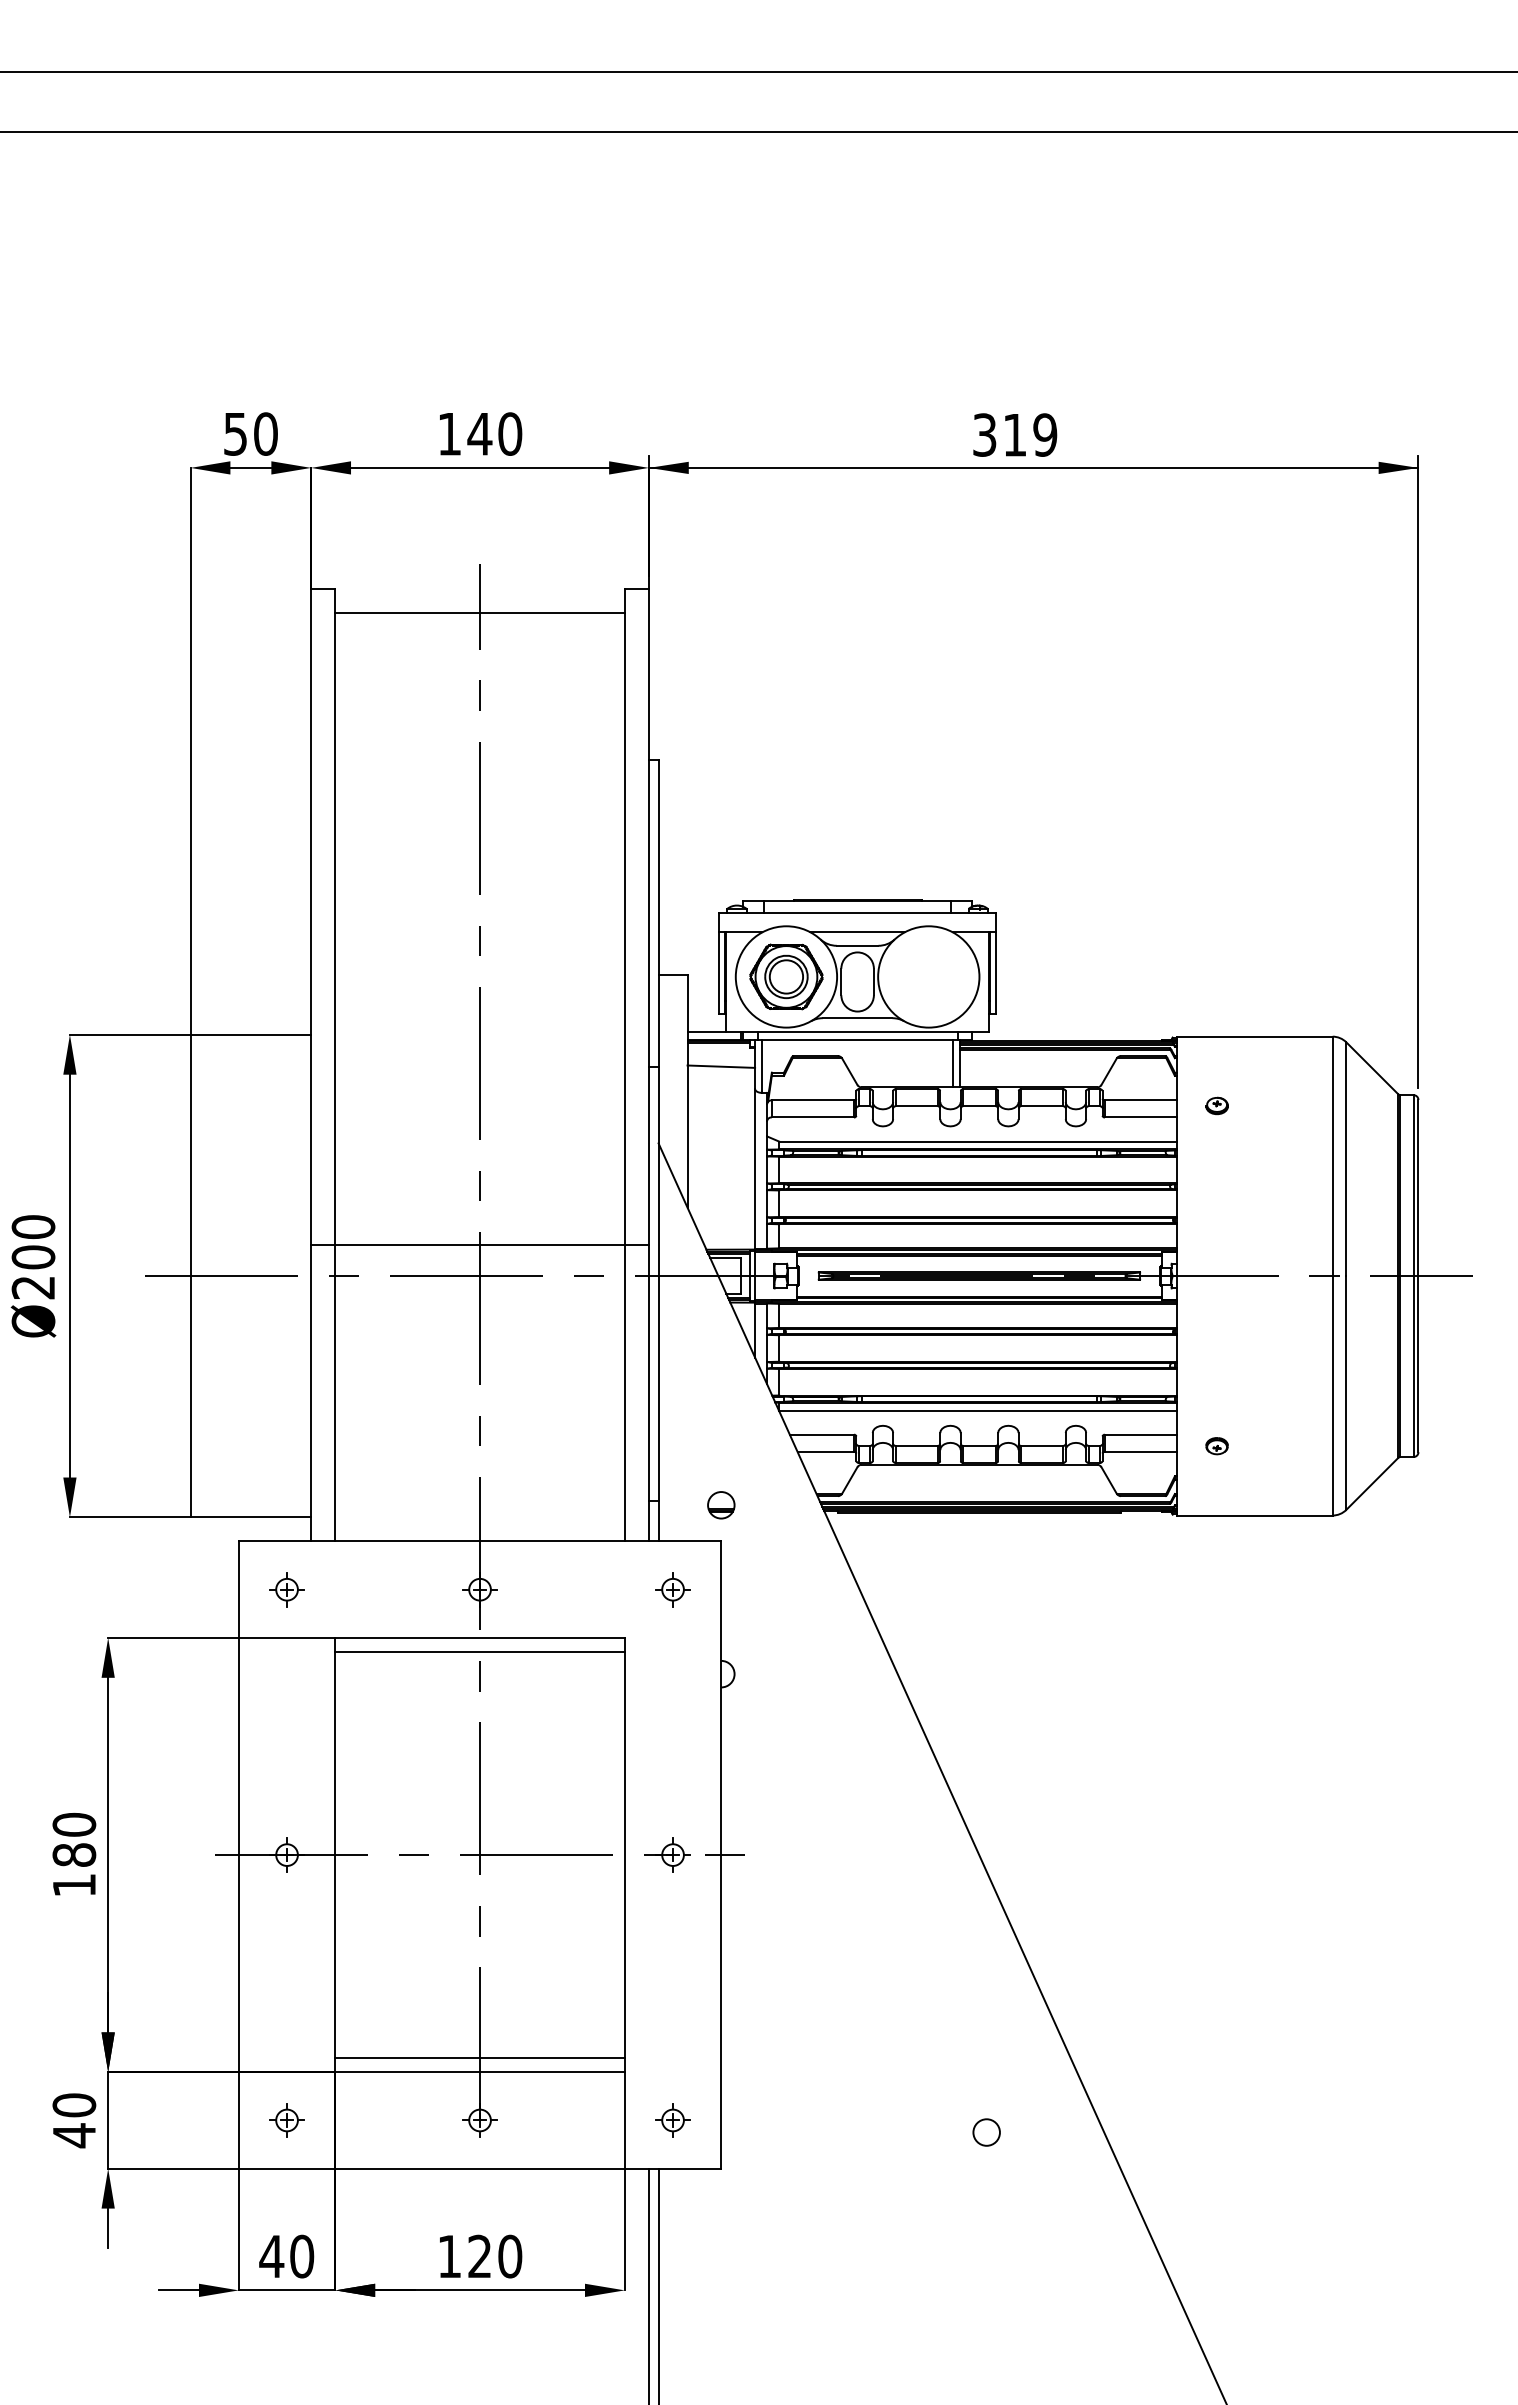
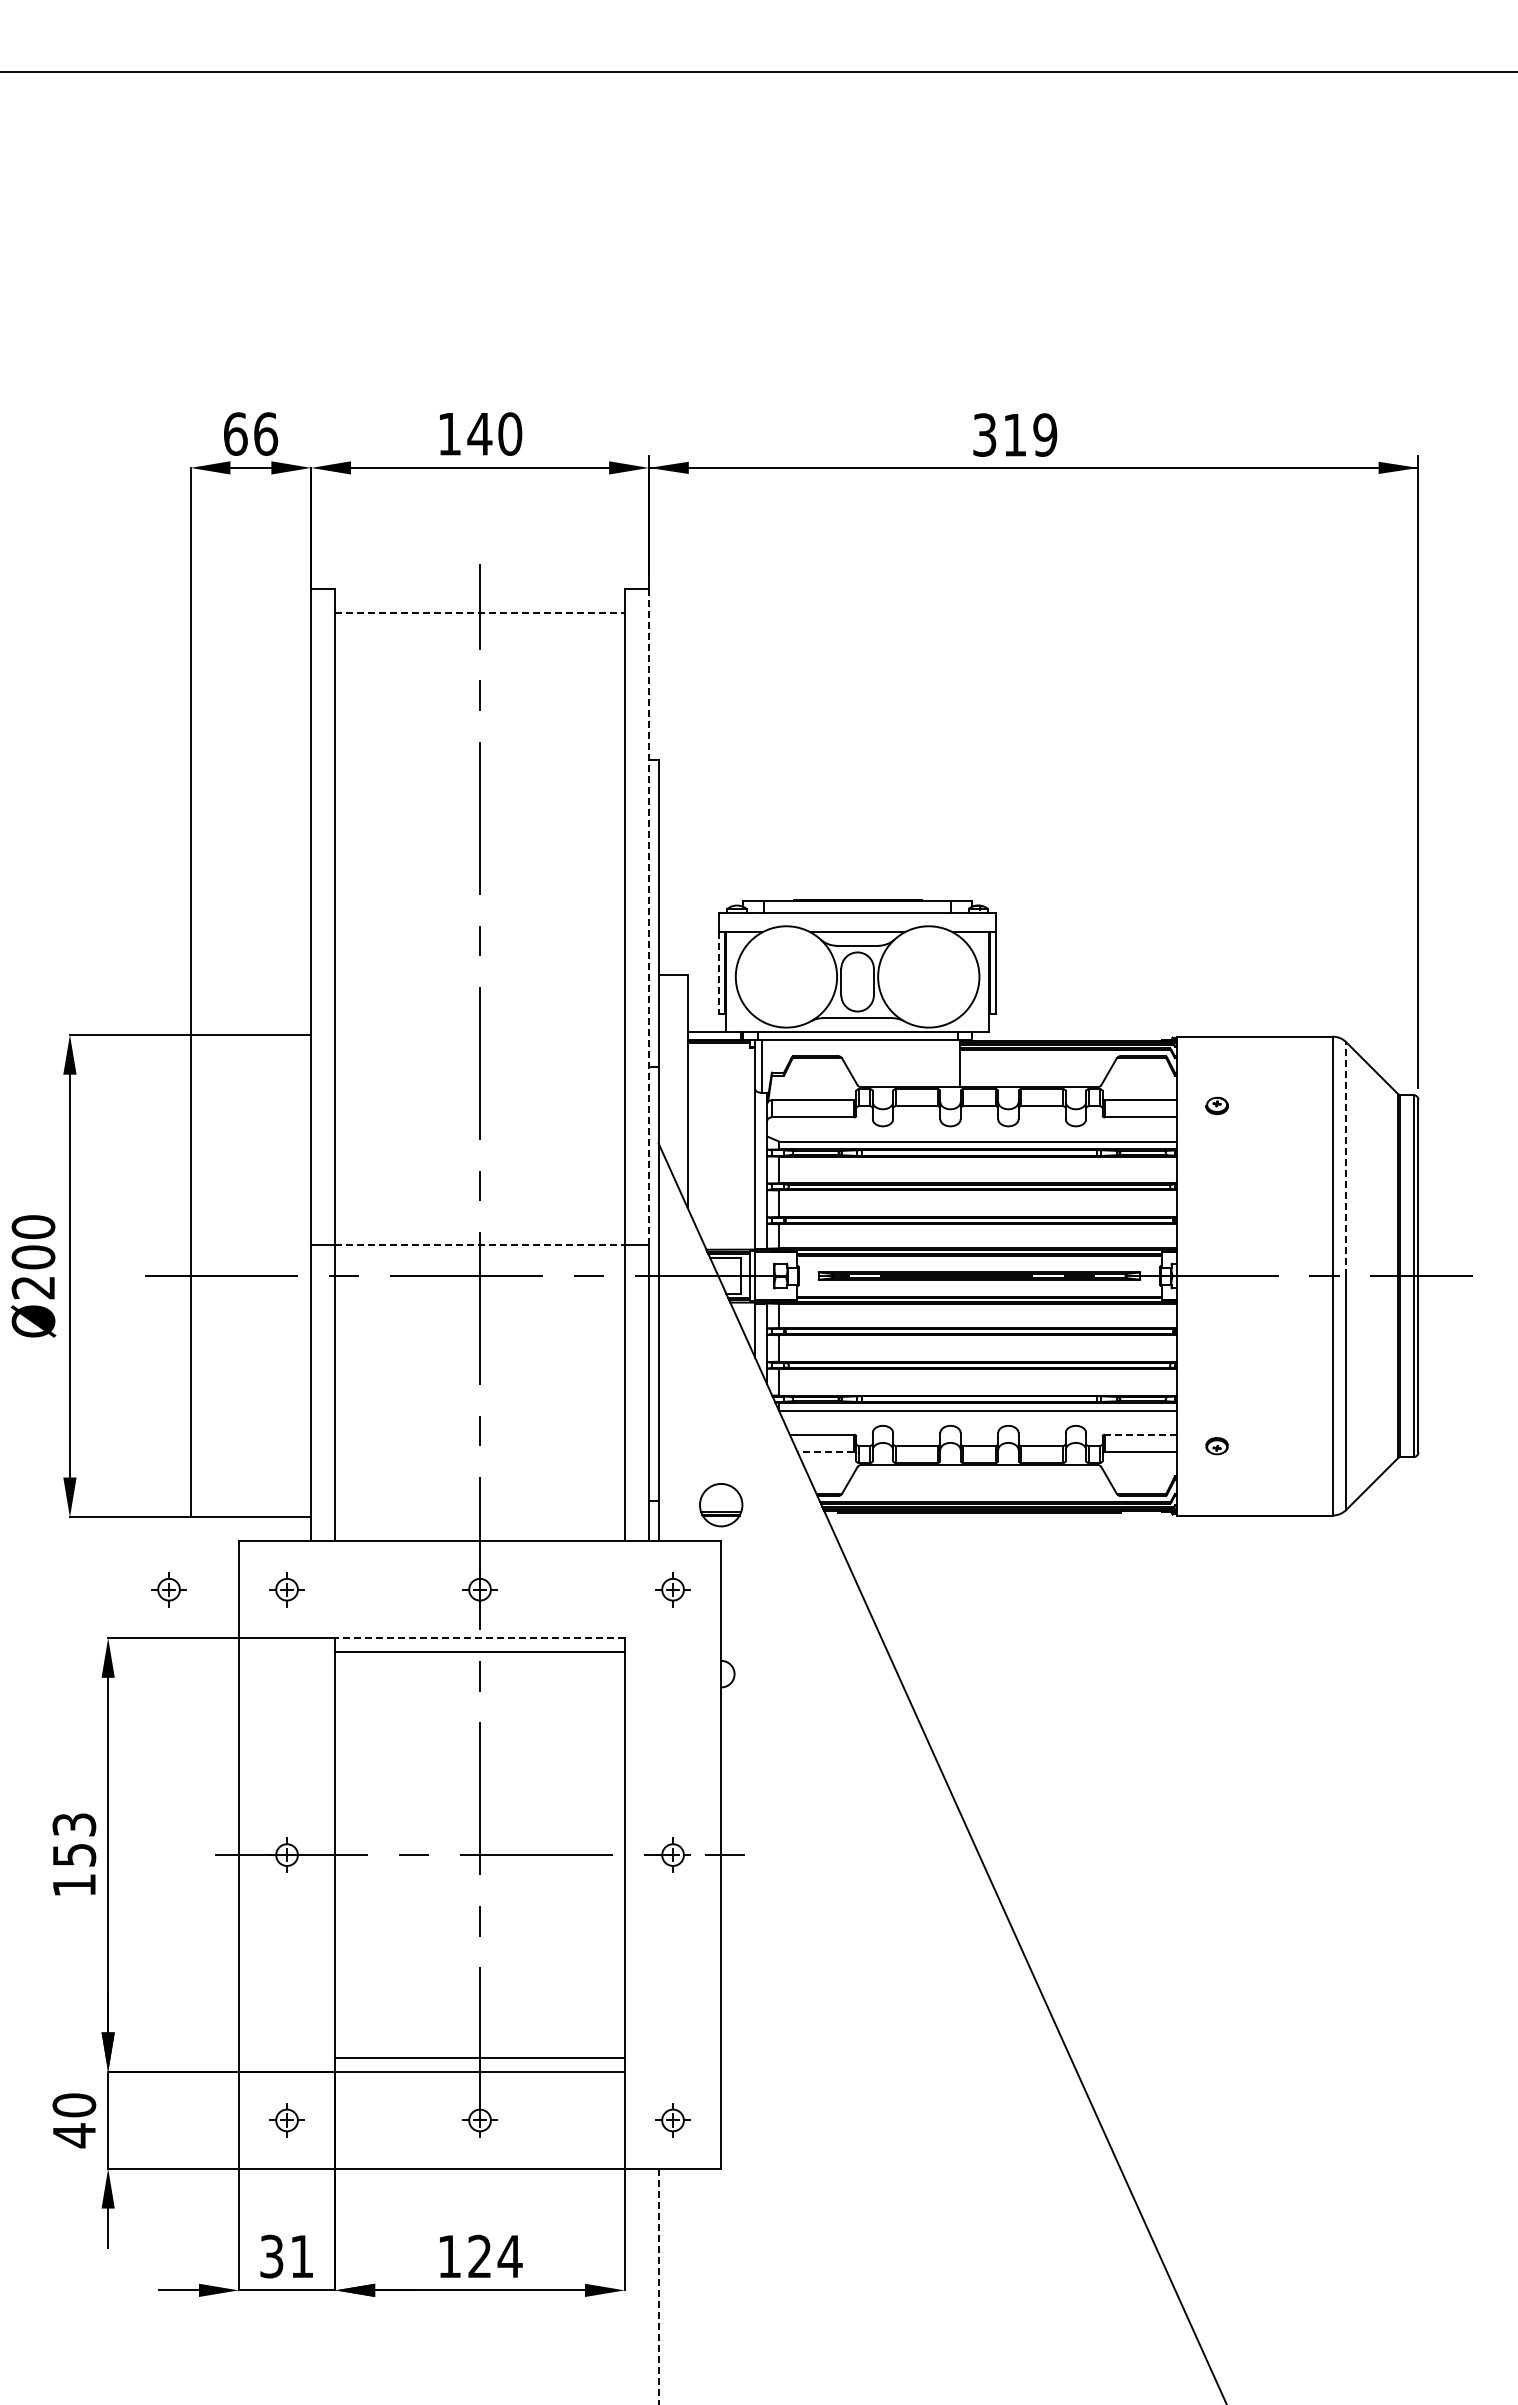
line: present -> none (758, 132)
text: 50 -> 66 (251, 433)
line: solid -> dashed (480, 612)
line: solid -> dashed (648, 916)
line: solid -> dashed (718, 973)
part: present -> none (786, 976)
line: present -> none (952, 1063)
line: present -> none (721, 1066)
line: solid -> dashed (1346, 1158)
line: solid -> dashed (480, 1244)
line: solid -> dashed (1140, 1434)
line: solid -> dashed (825, 1451)
part size: 29x29 px -> 45x45 px (721, 1505)
part: none -> present (168, 1589)
line: solid -> dashed (480, 1637)
text: 180 -> 153 (74, 1839)
circle: present -> none (986, 2132)
text: 40 -> 31 (286, 2256)
text: 120 -> 124 (509, 2256)
line: present -> none (648, 2284)
line: solid -> dashed (658, 2287)
